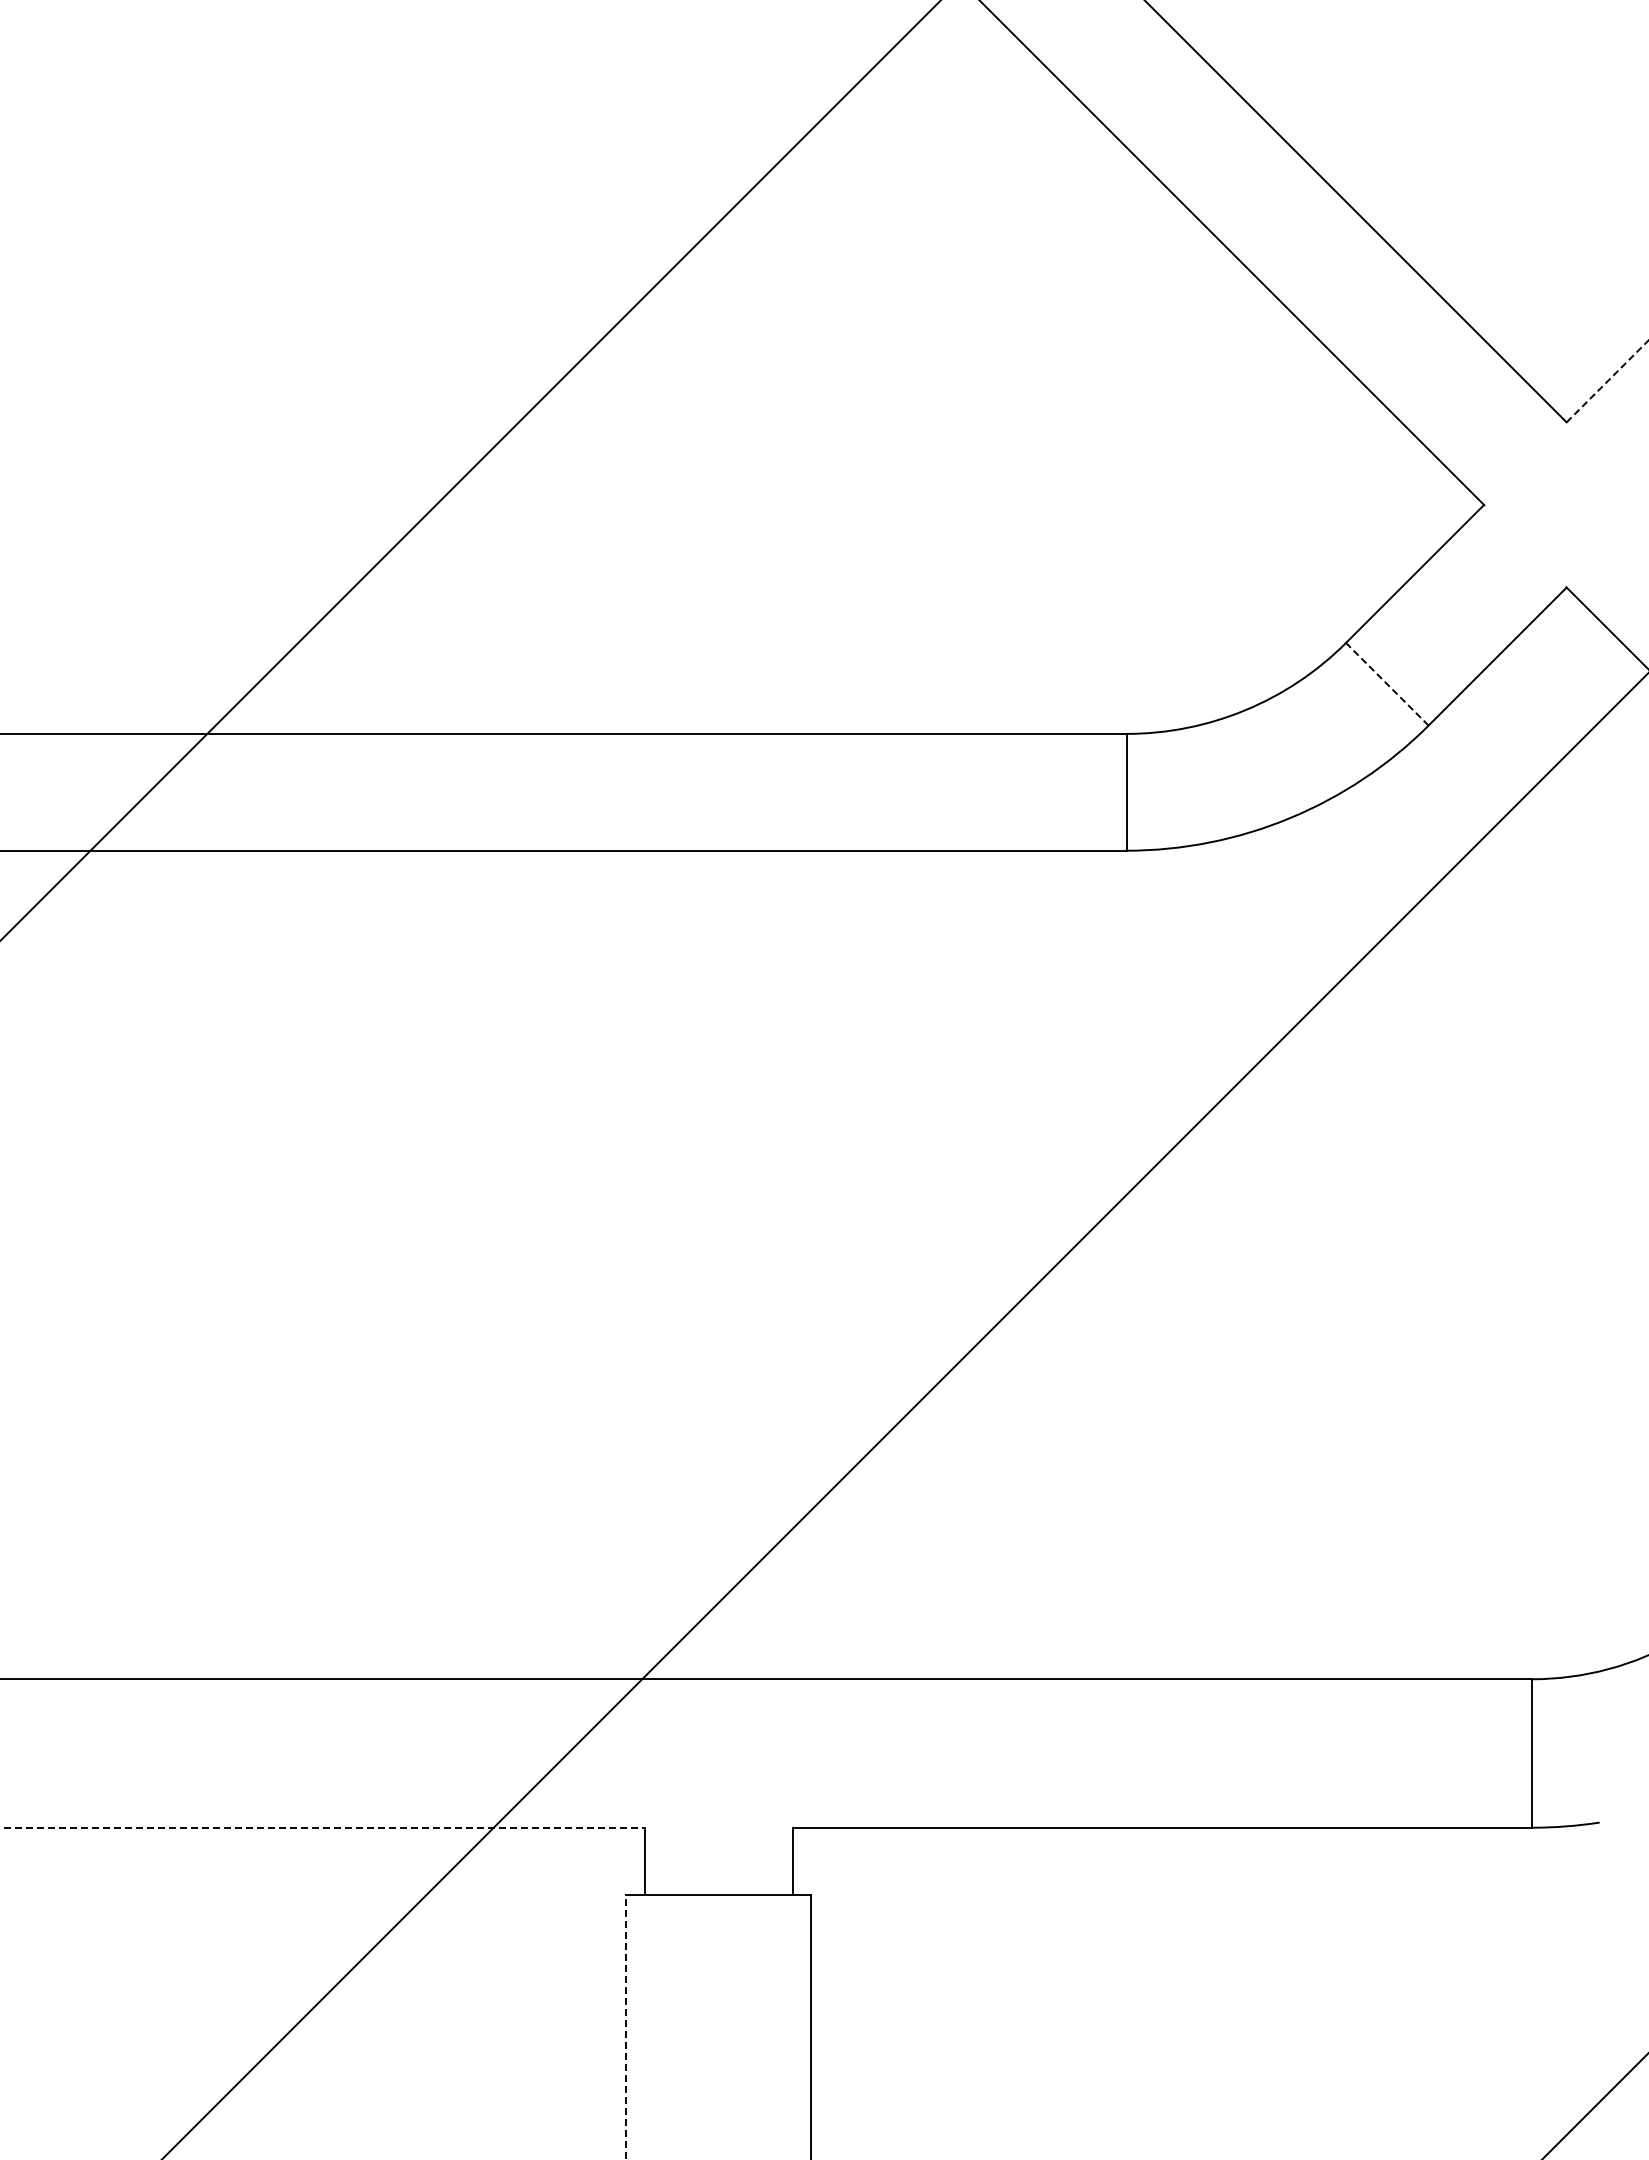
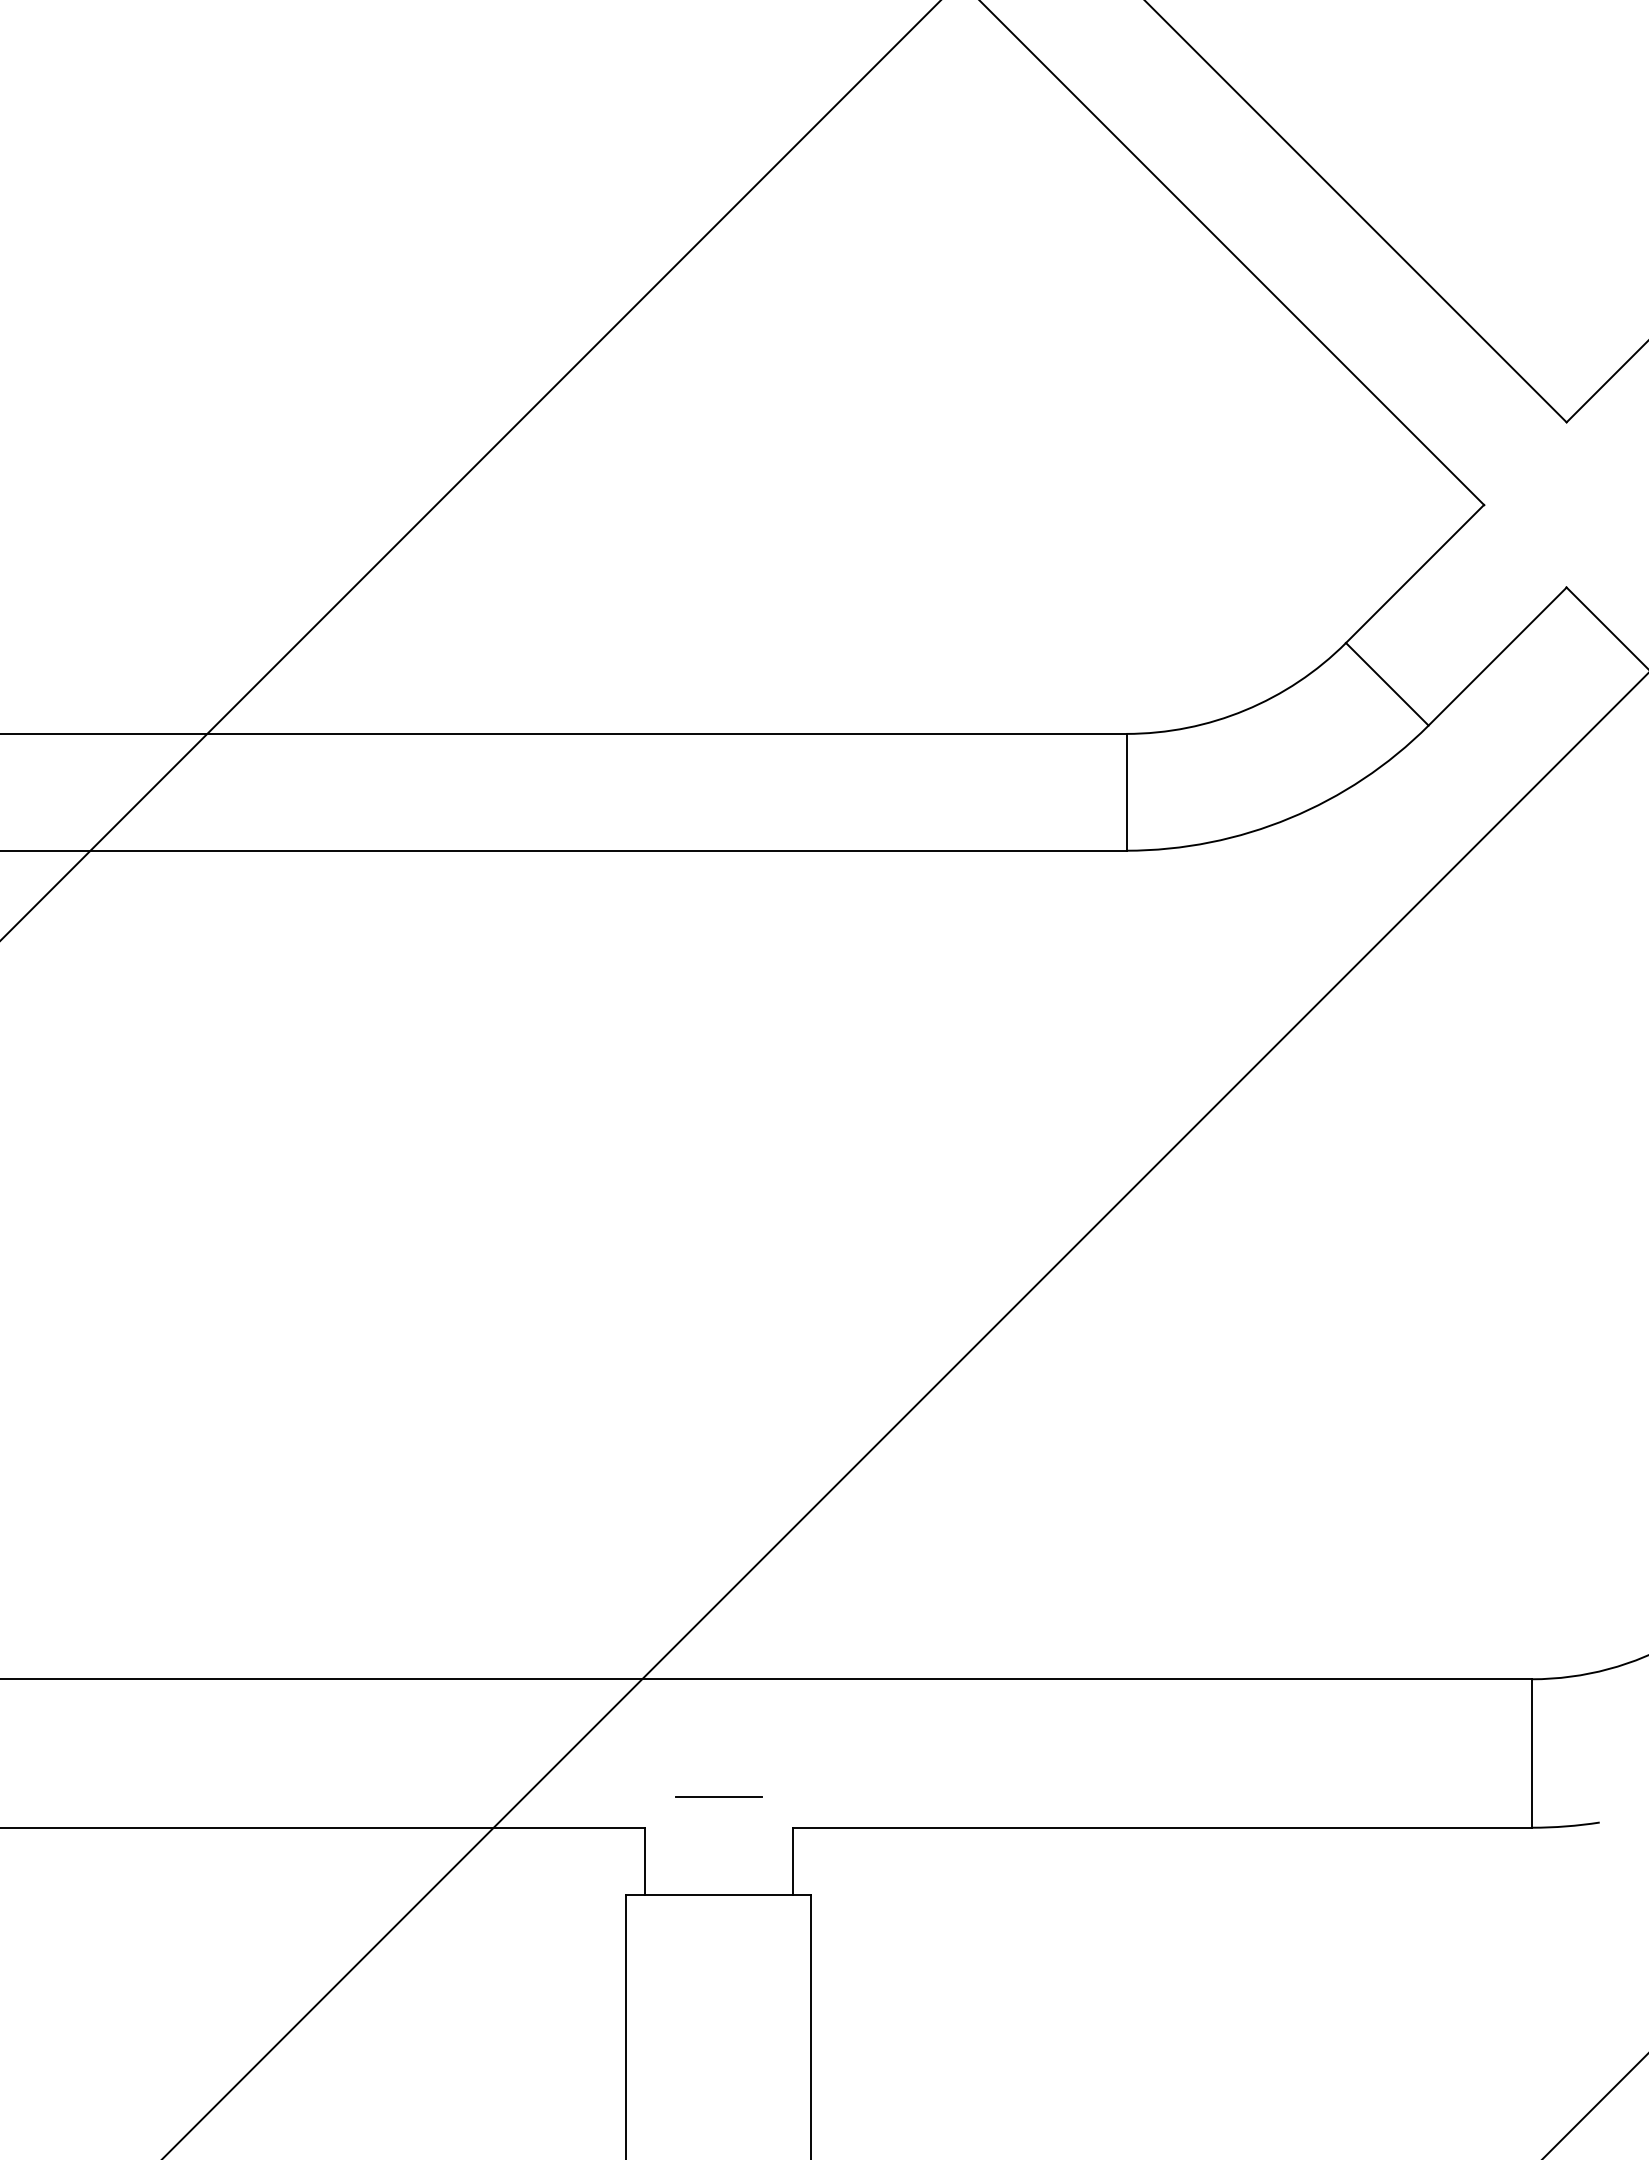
line: dashed -> solid (1607, 381)
line: dashed -> solid (1386, 683)
line: none -> present (718, 1796)
line: dashed -> solid (322, 1827)
line: dashed -> solid (626, 2026)
